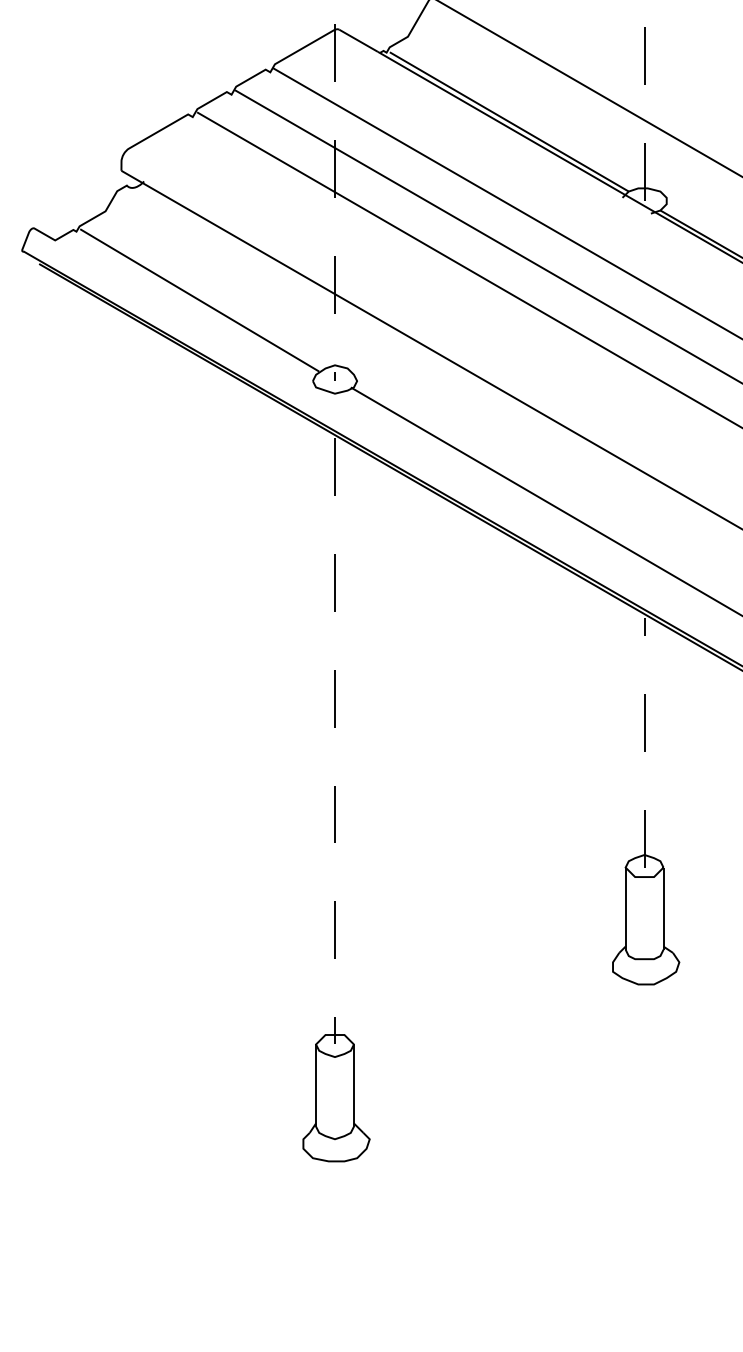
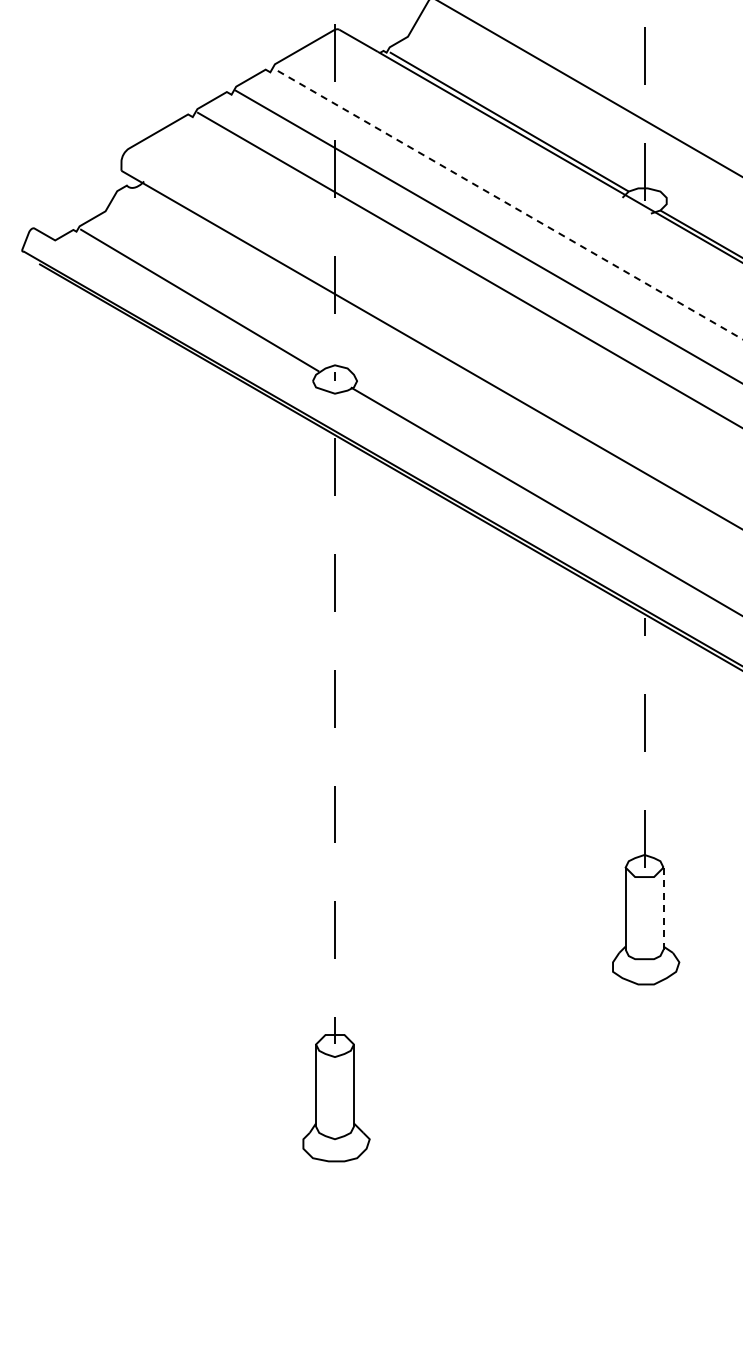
line: solid -> dashed (507, 203)
line: solid -> dashed (663, 908)
